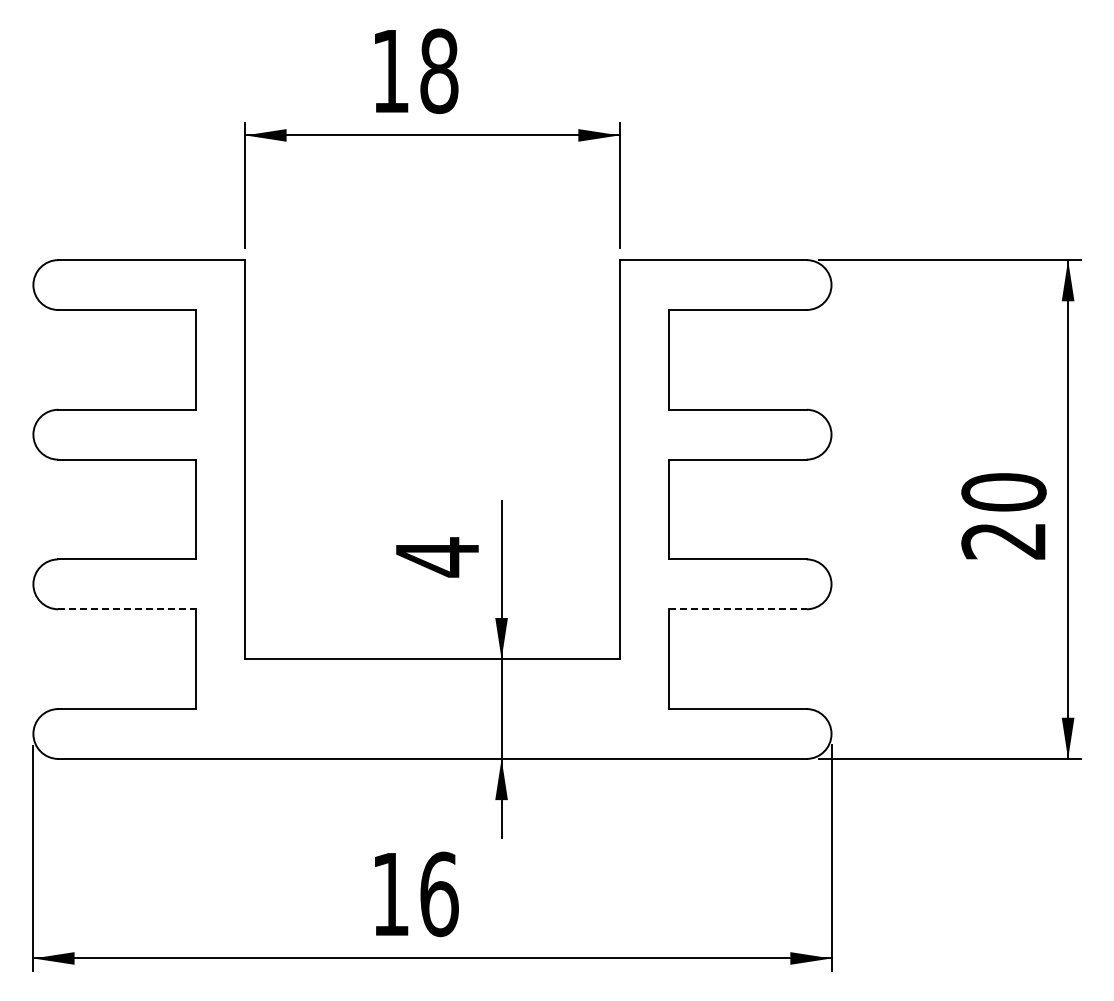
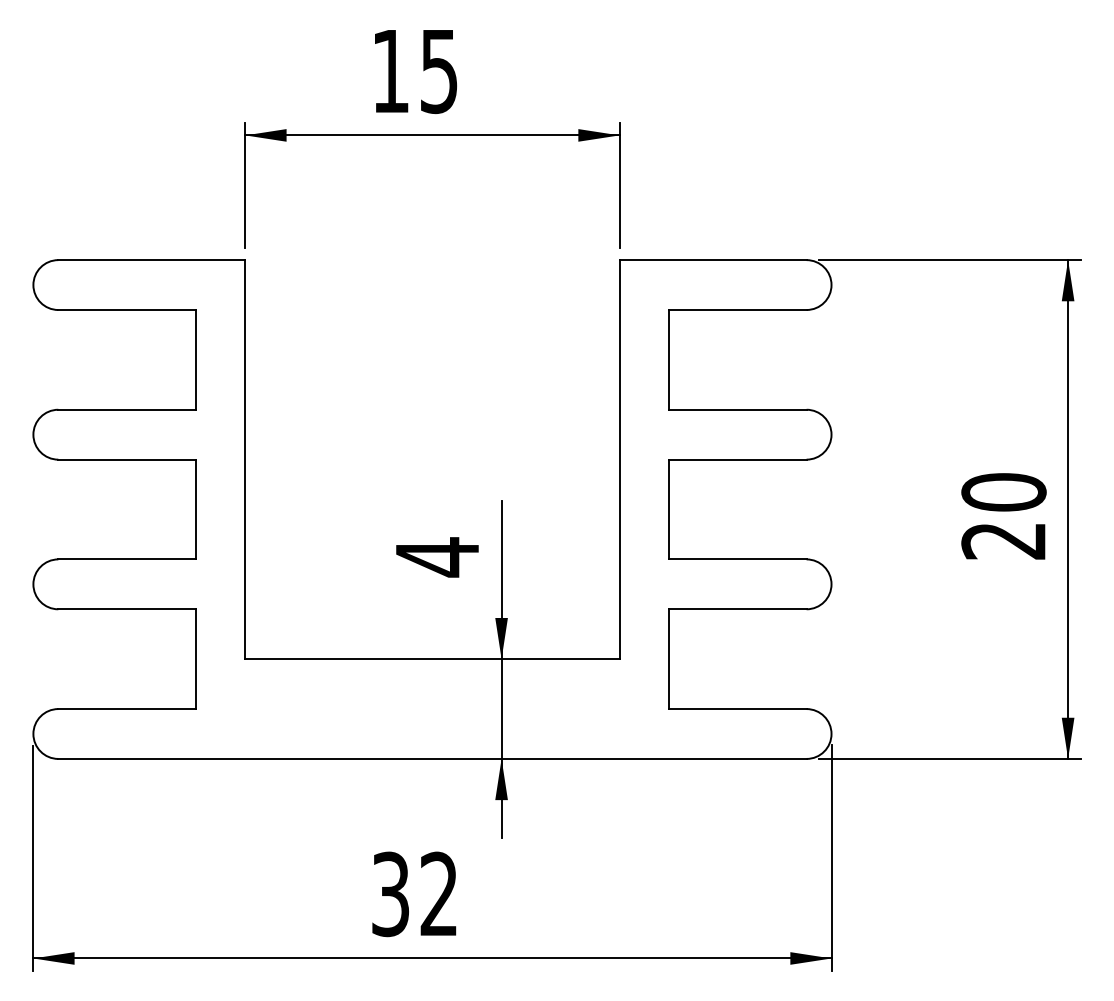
text: 18 -> 15 (439, 71)
line: dashed -> solid (126, 609)
line: dashed -> solid (738, 609)
text: 16 -> 32 (415, 894)
